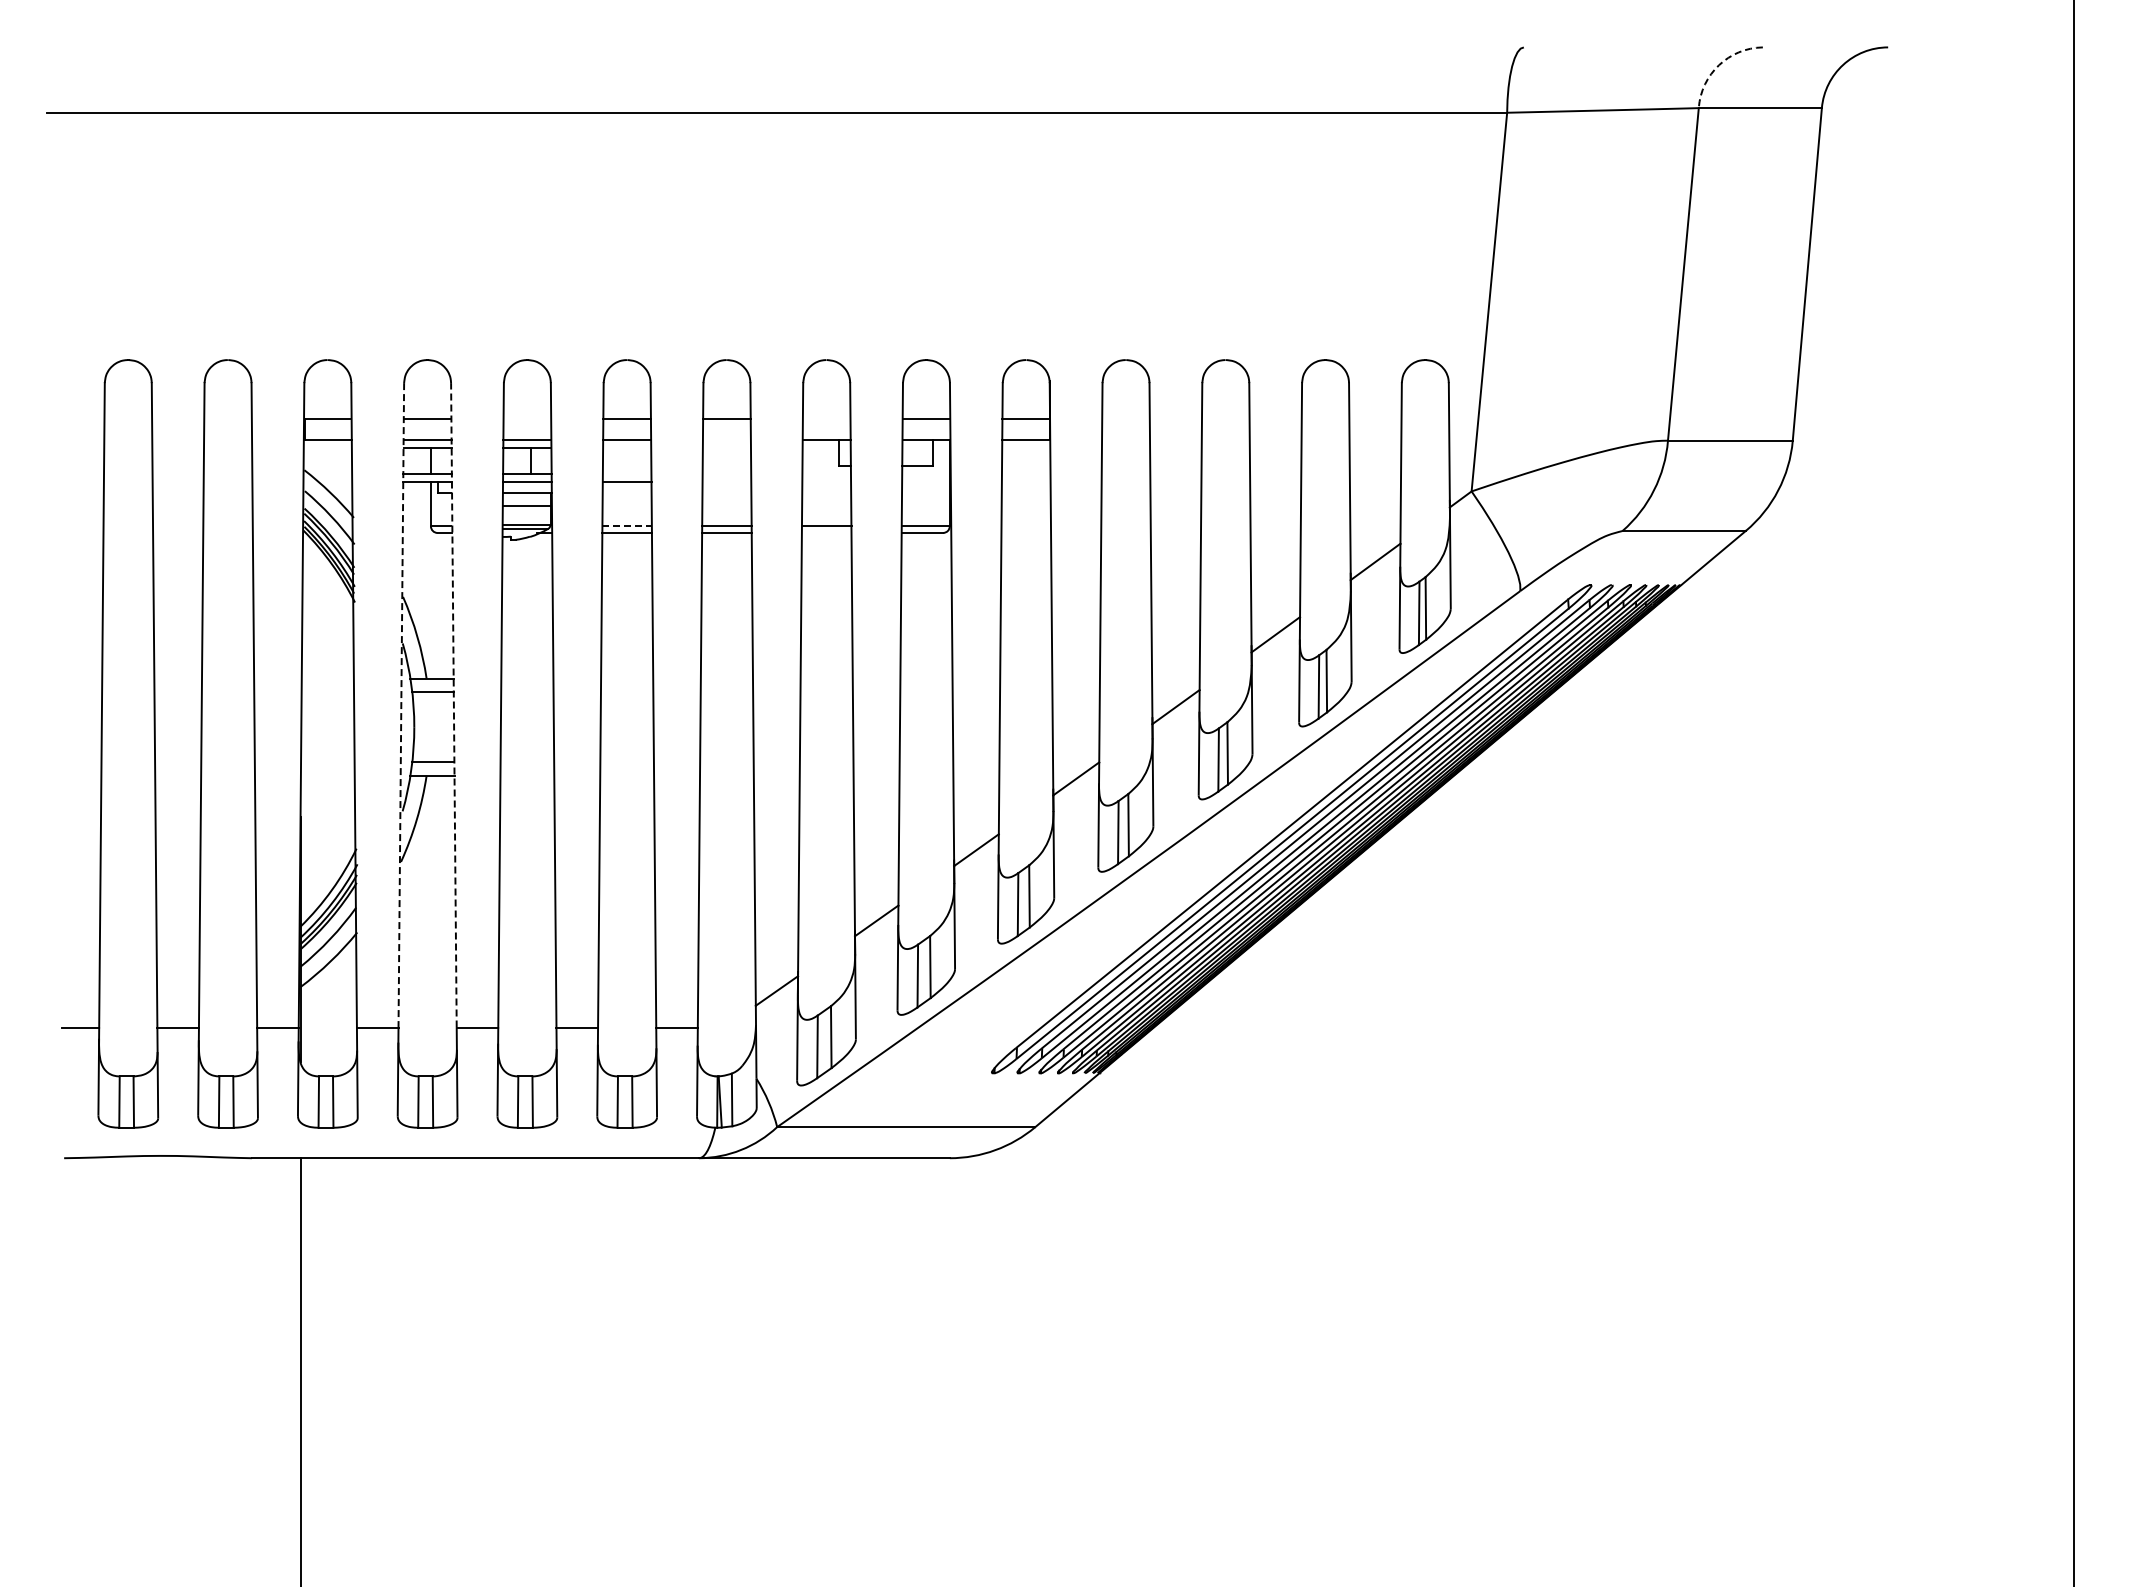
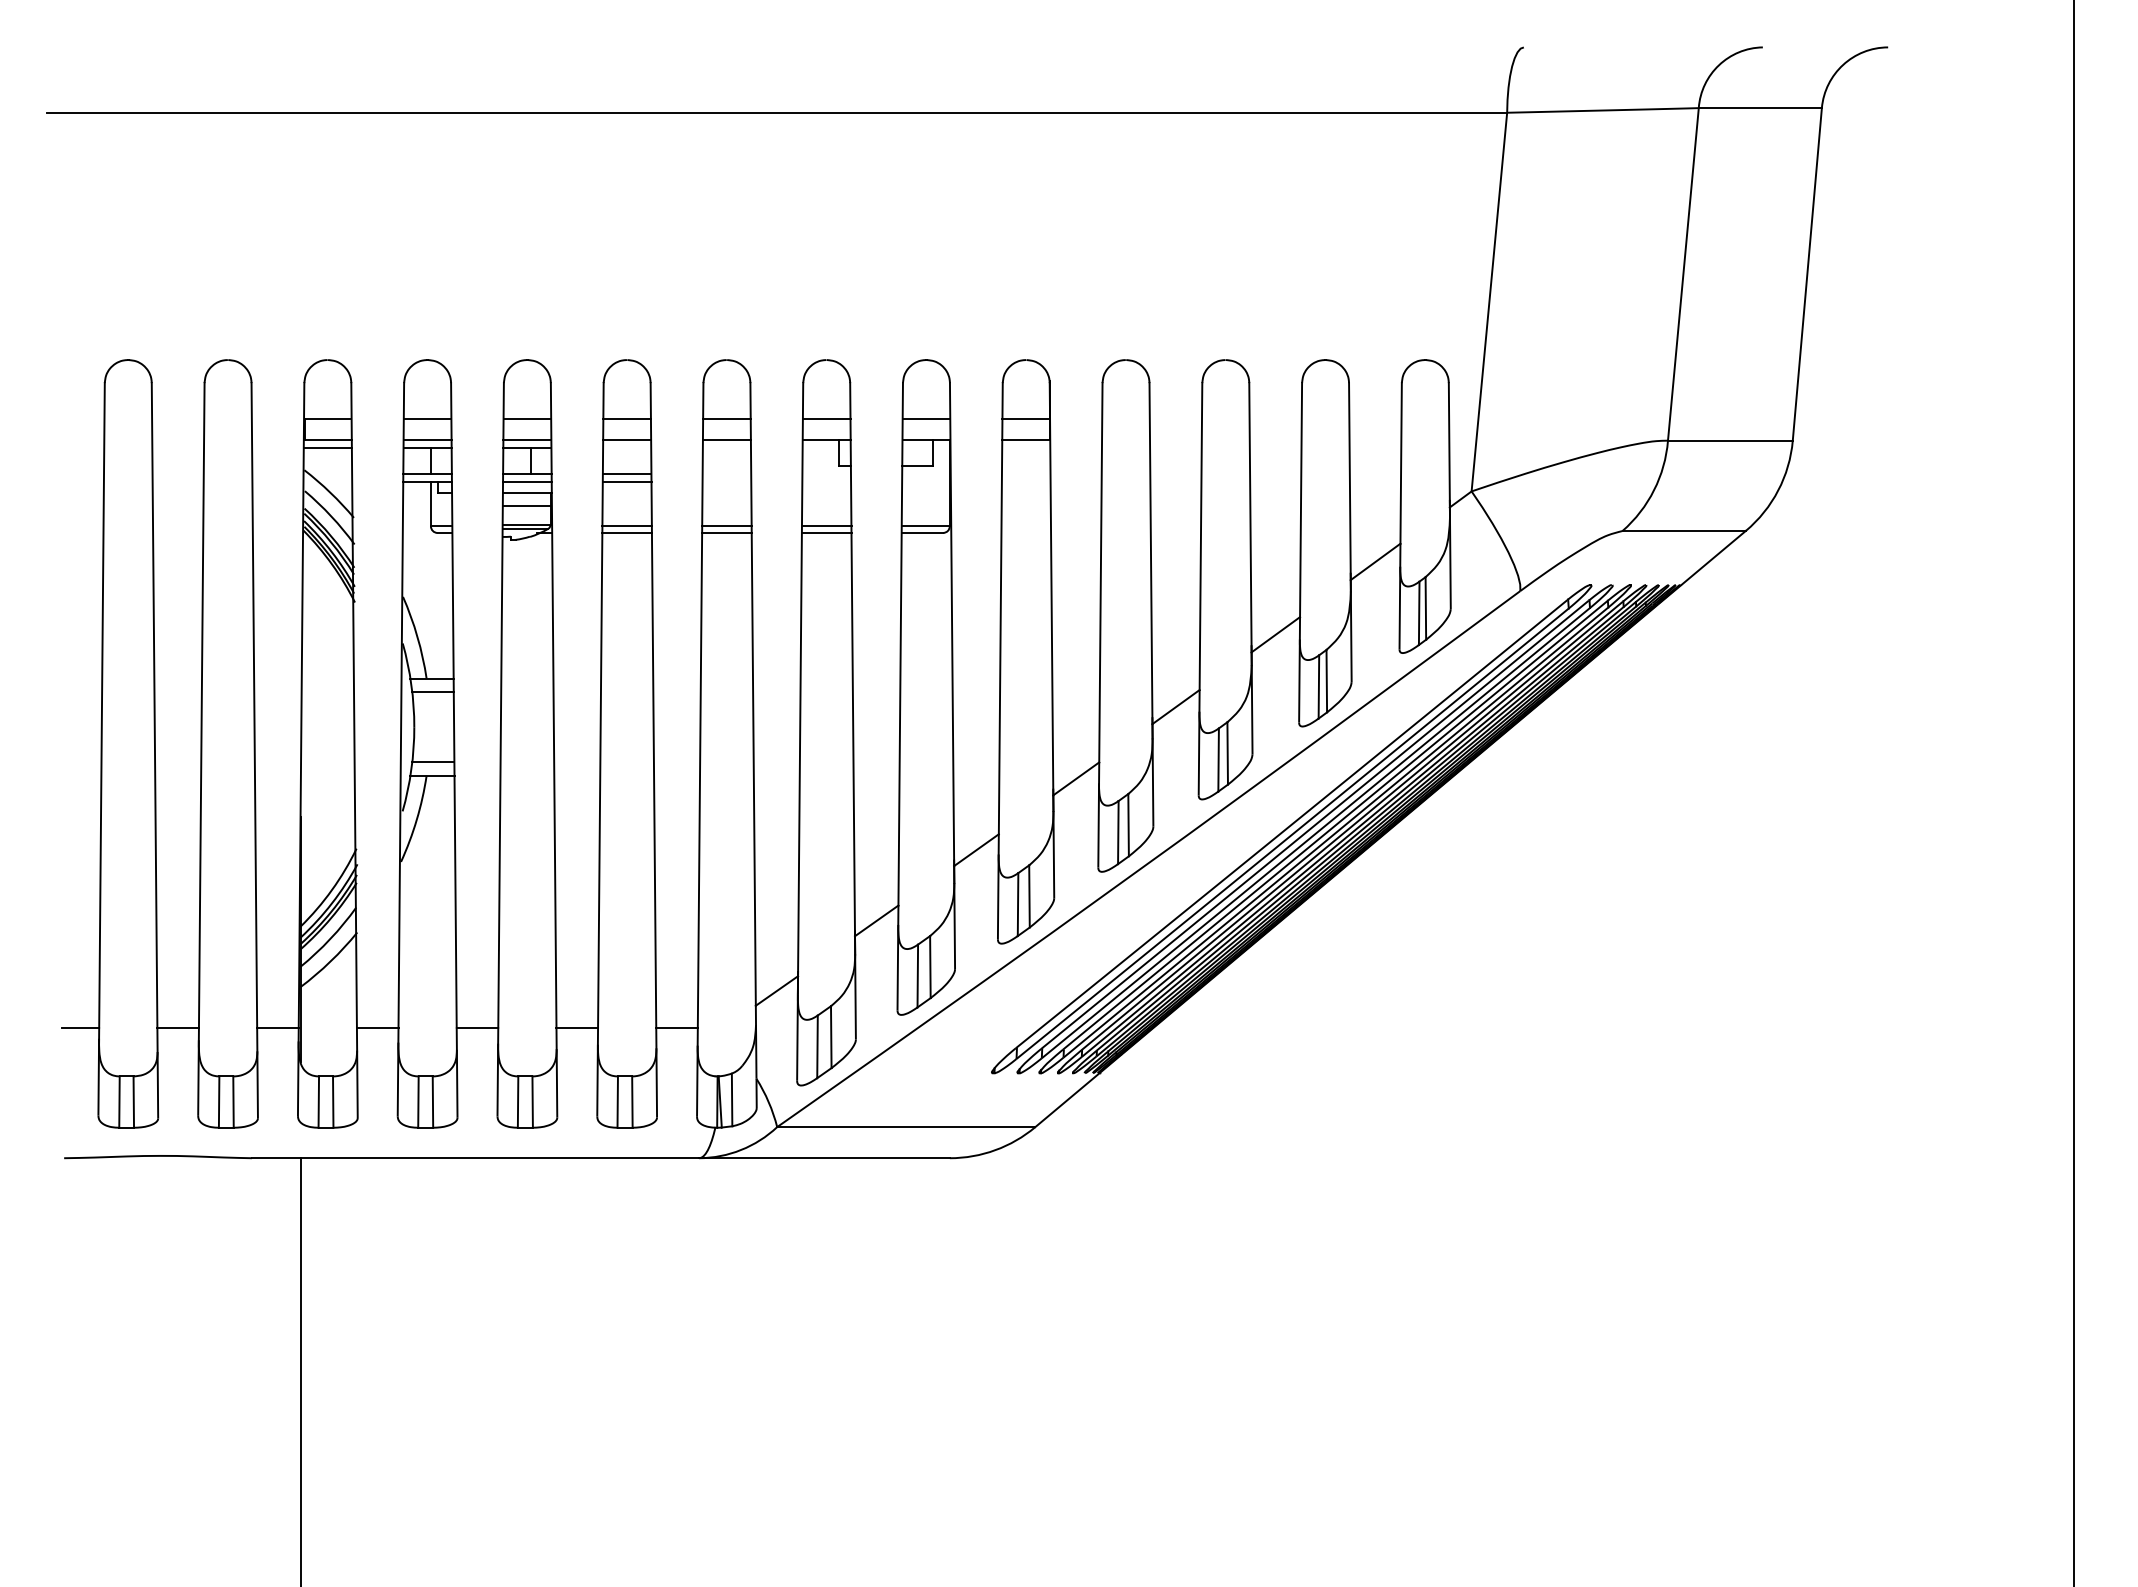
arc: dashed -> solid (1718, 65)
line: none -> present (527, 418)
line: none -> present (826, 418)
line: none -> present (726, 439)
line: none -> present (327, 447)
line: none -> present (626, 474)
line: dashed -> solid (627, 526)
line: none -> present (826, 532)
line: dashed -> solid (453, 704)
line: dashed -> solid (401, 705)
